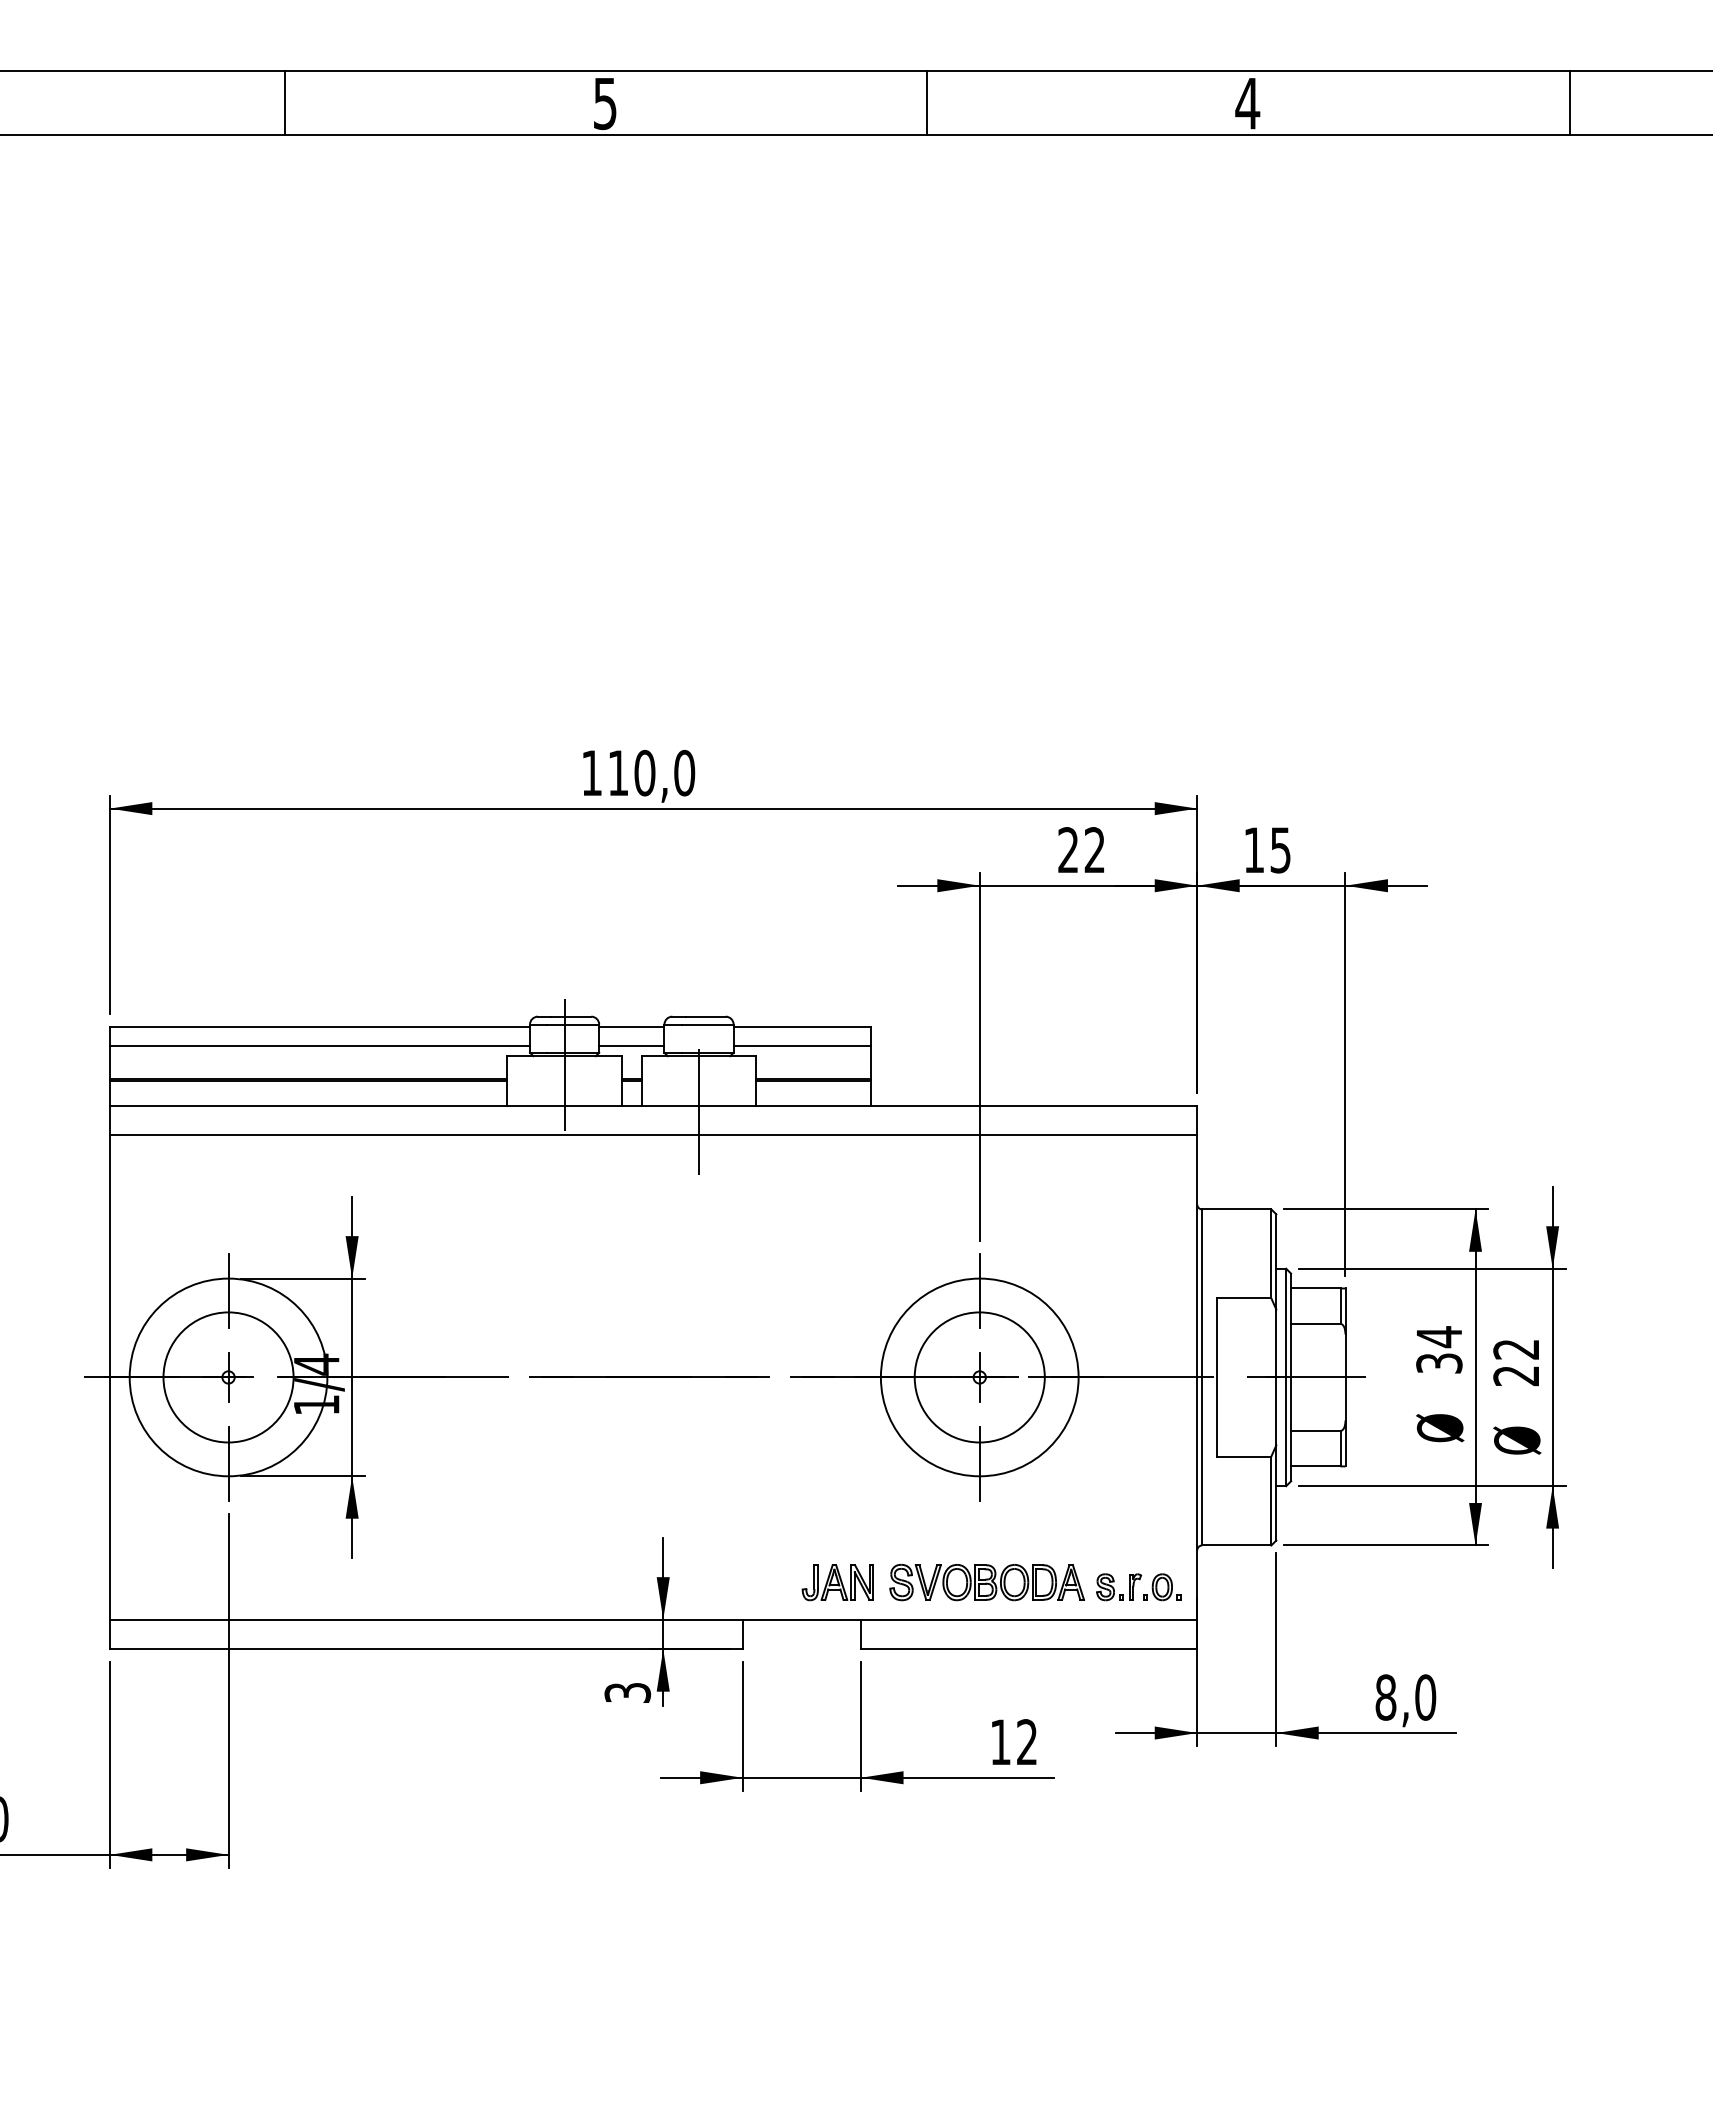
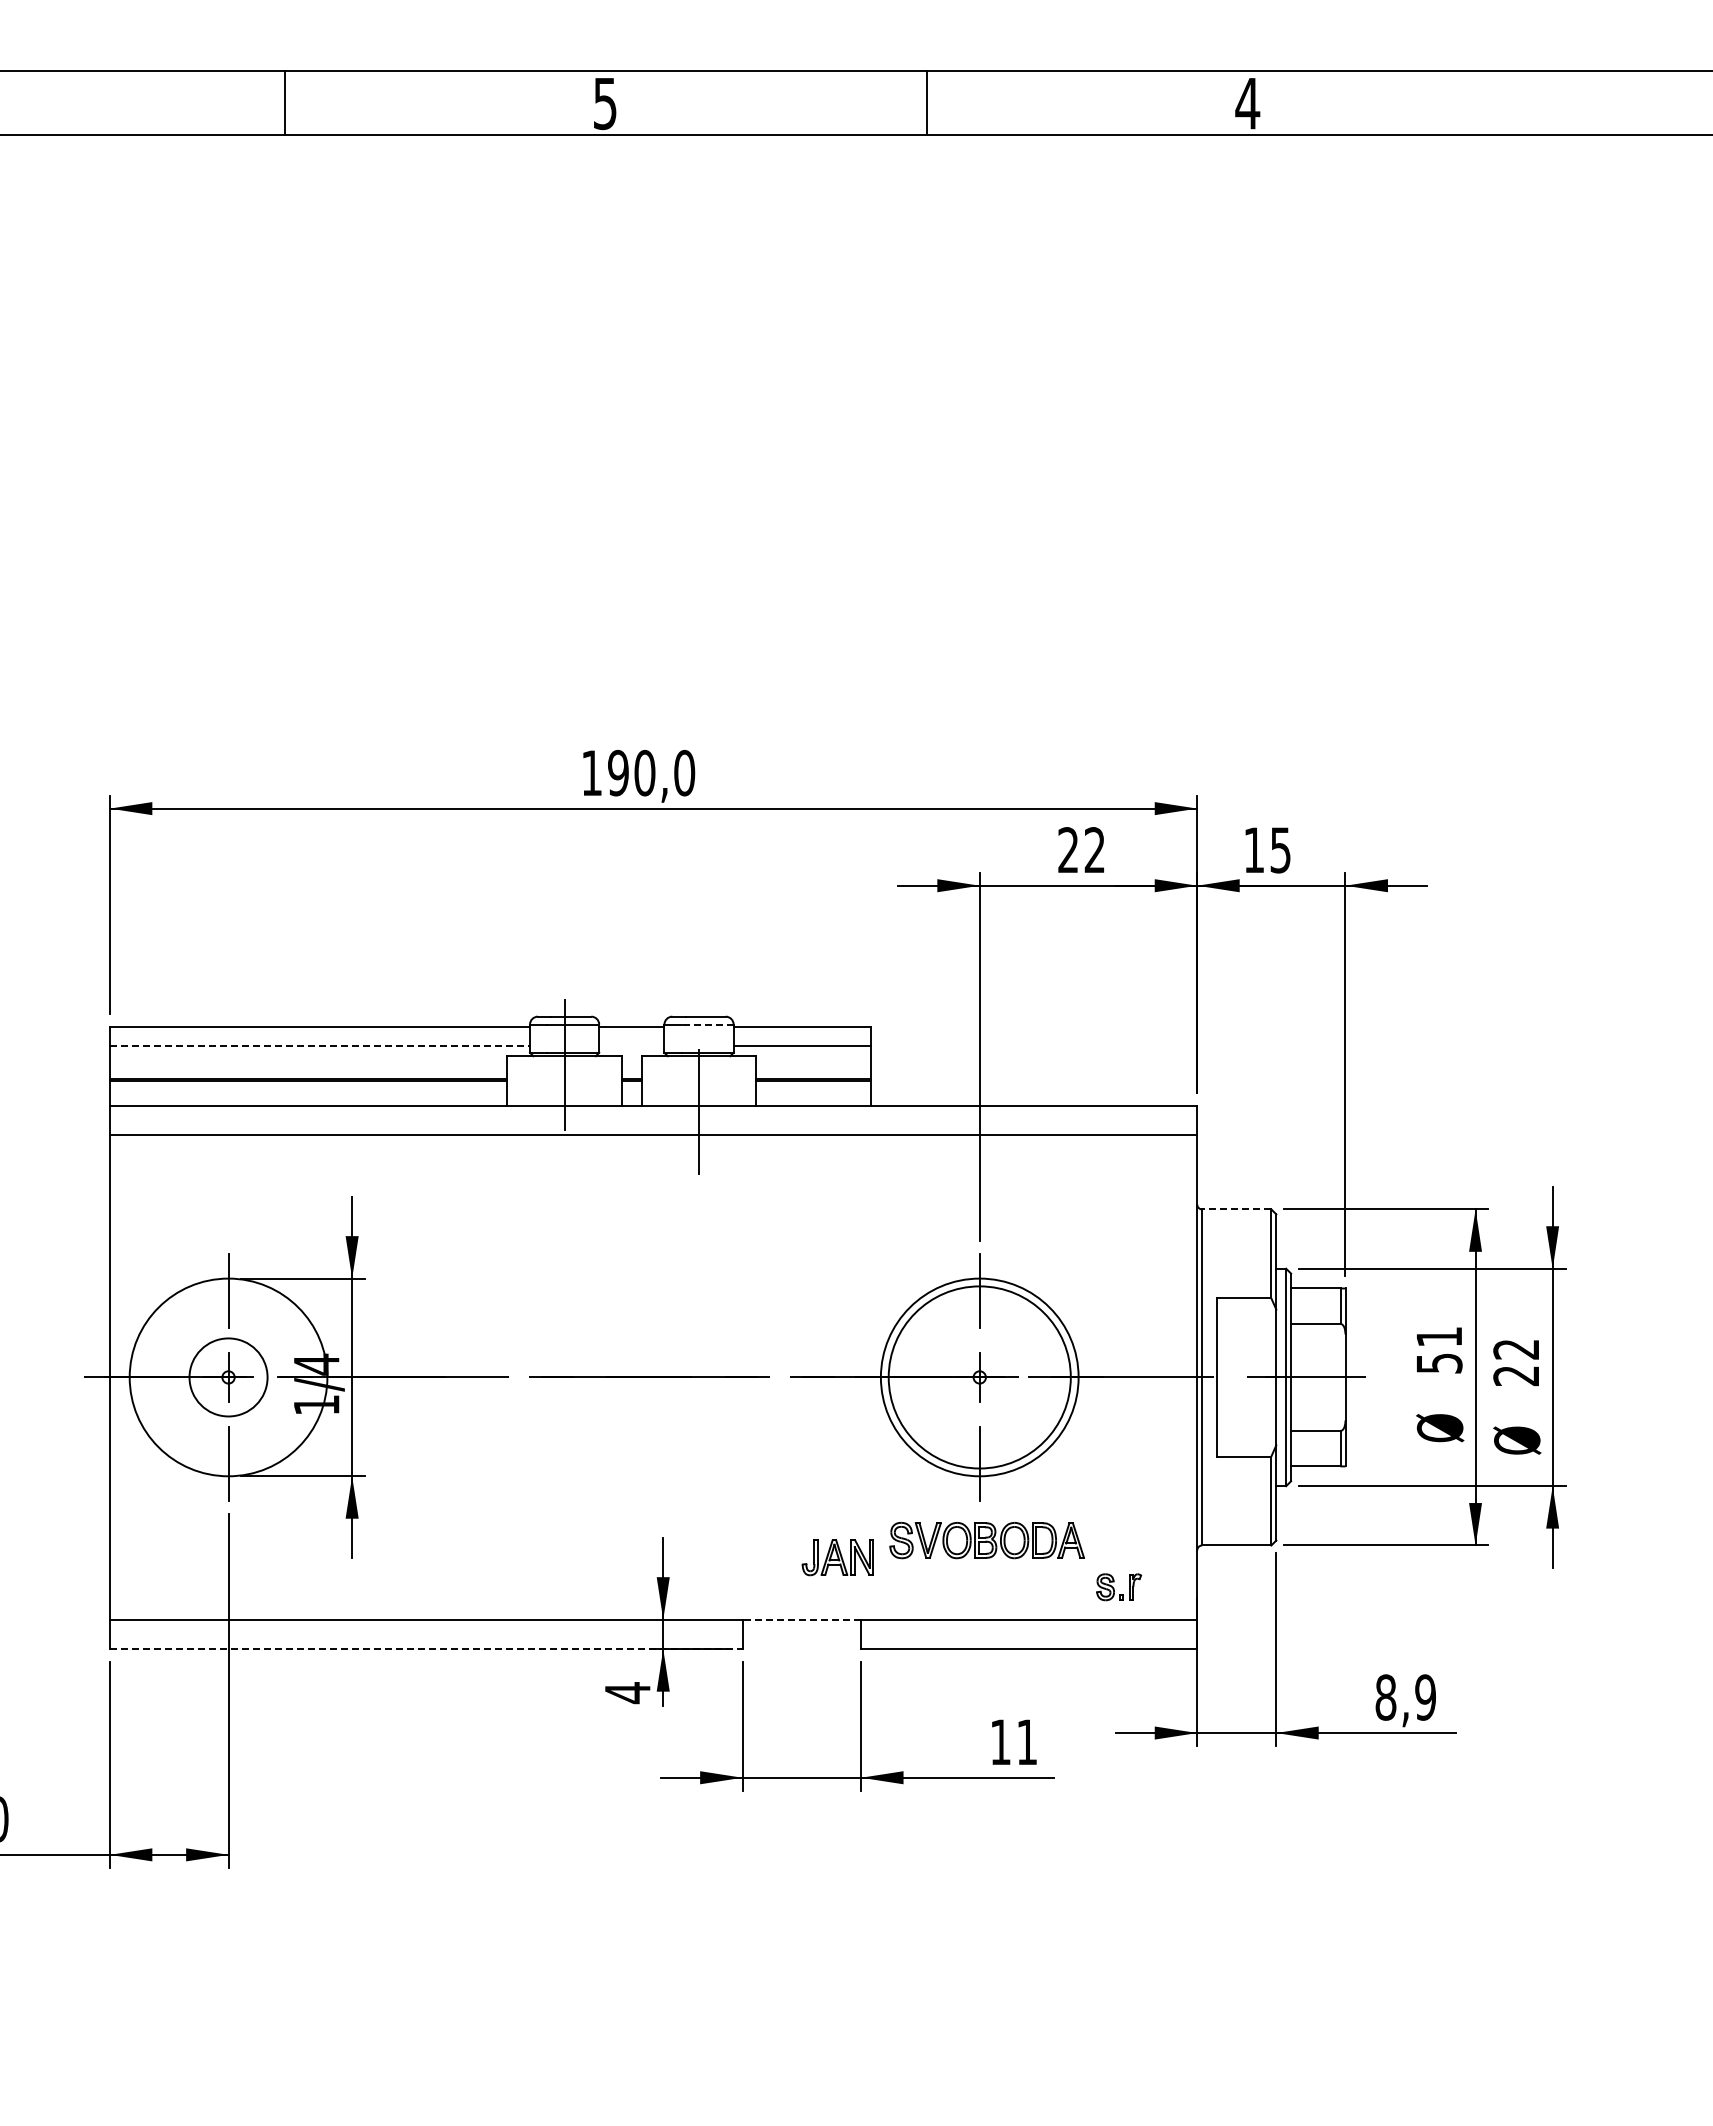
line: present -> none (1569, 103)
text: 110,0 -> 190,0 (618, 772)
line: solid -> dashed (707, 1024)
line: solid -> dashed (320, 1046)
line: present -> none (631, 1046)
line: solid -> dashed (1236, 1209)
text: 34 -> 51 (1439, 1349)
circle diameter: 130 px -> 78 px (228, 1377)
circle diameter: 130 px -> 182 px (979, 1377)
part position: (837, 1582) -> (837, 1557) (837, 1557)
part position: (986, 1582) -> (986, 1540) (986, 1540)
part: present -> none (1162, 1587)
line: solid -> dashed (801, 1619)
line: solid -> dashed (426, 1649)
text: 3 -> 4 (627, 1693)
text: 8,0 -> 8,9 (1425, 1697)
text: 12 -> 11 (1026, 1741)
